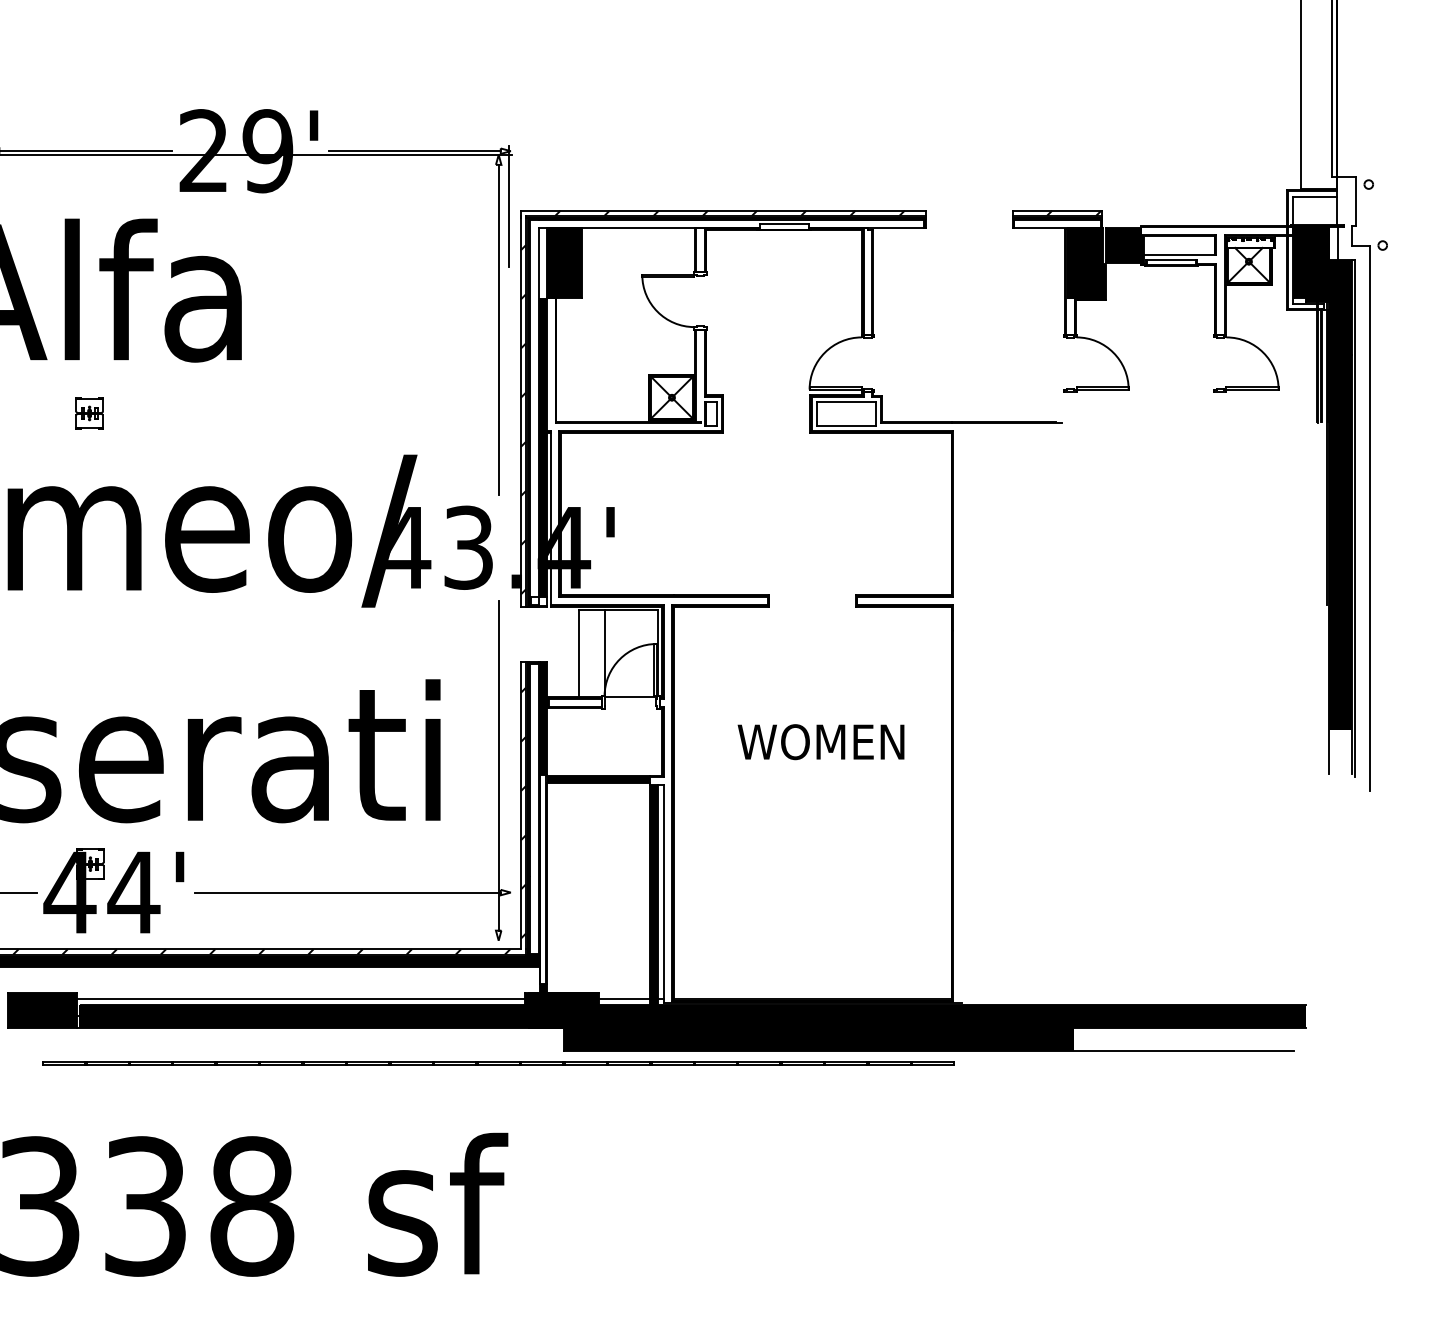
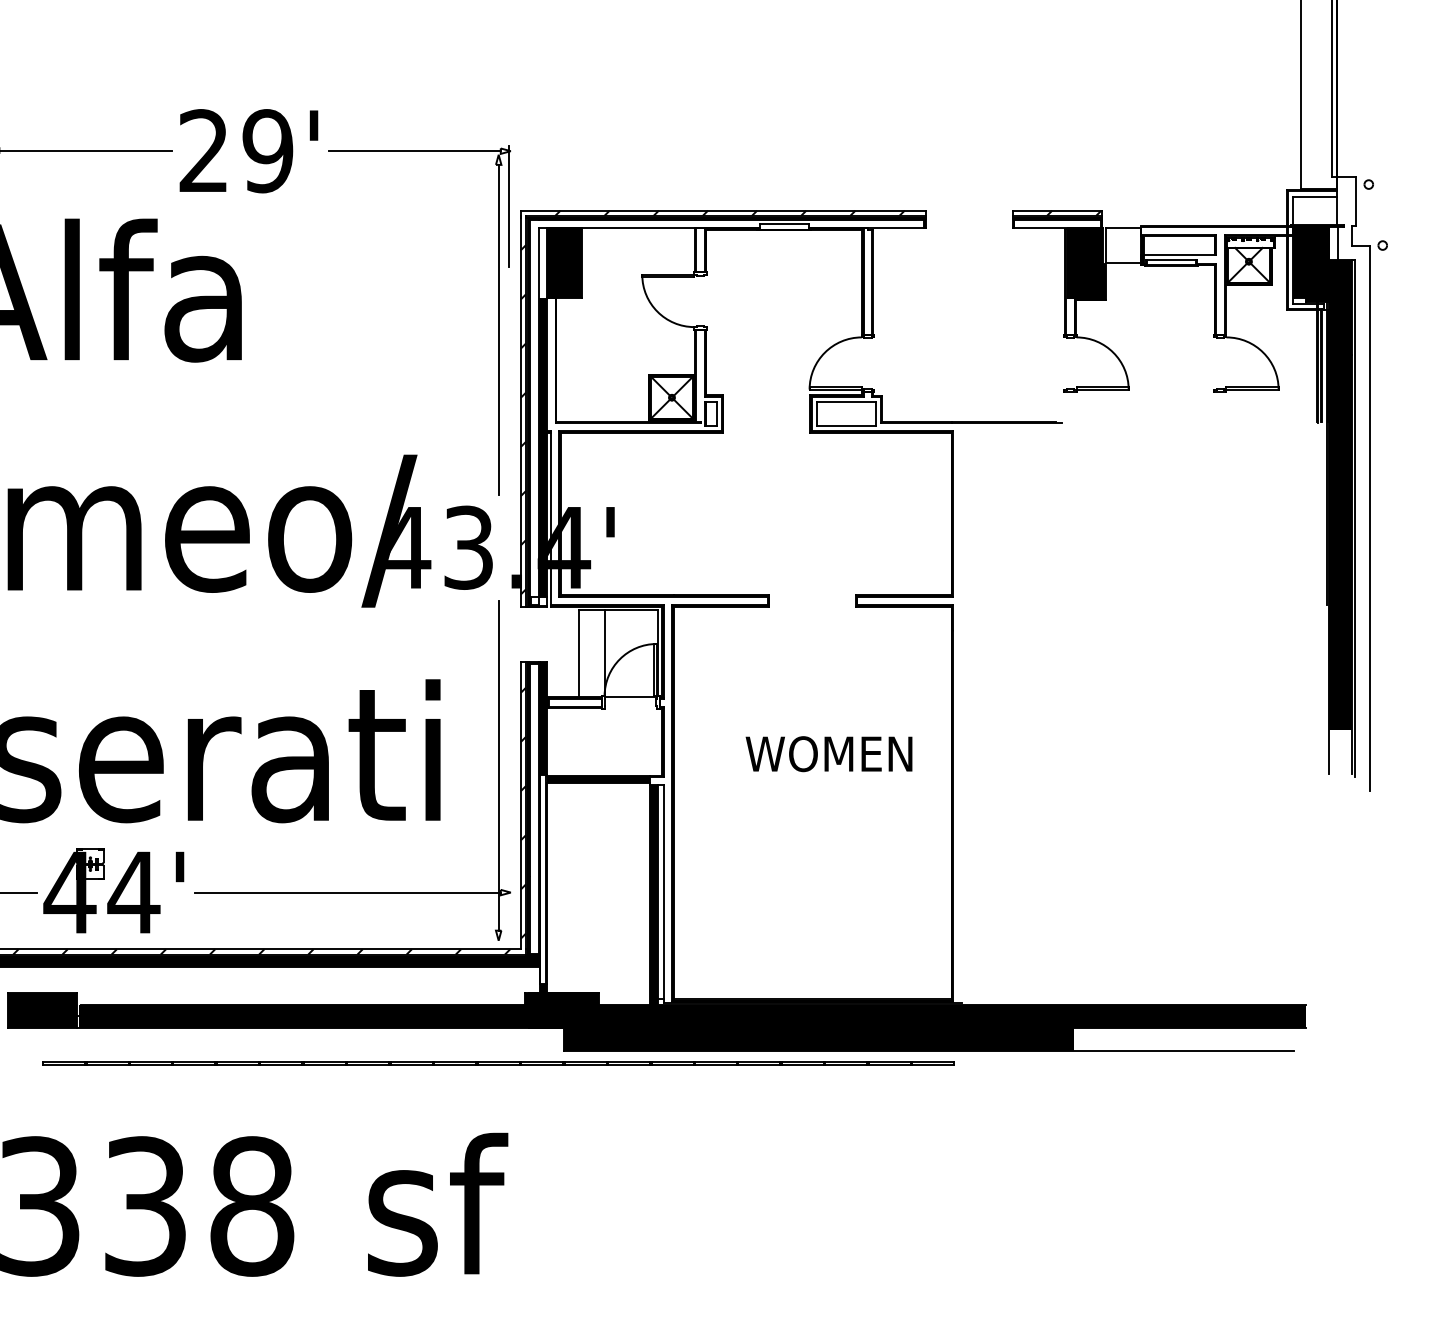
line: present -> none (257, 154)
fill: present -> none (1123, 245)
part: present -> none (89, 413)
text position: (820, 742) -> (828, 754) (828, 754)
line: present -> none (301, 998)
line: present -> none (624, 998)
